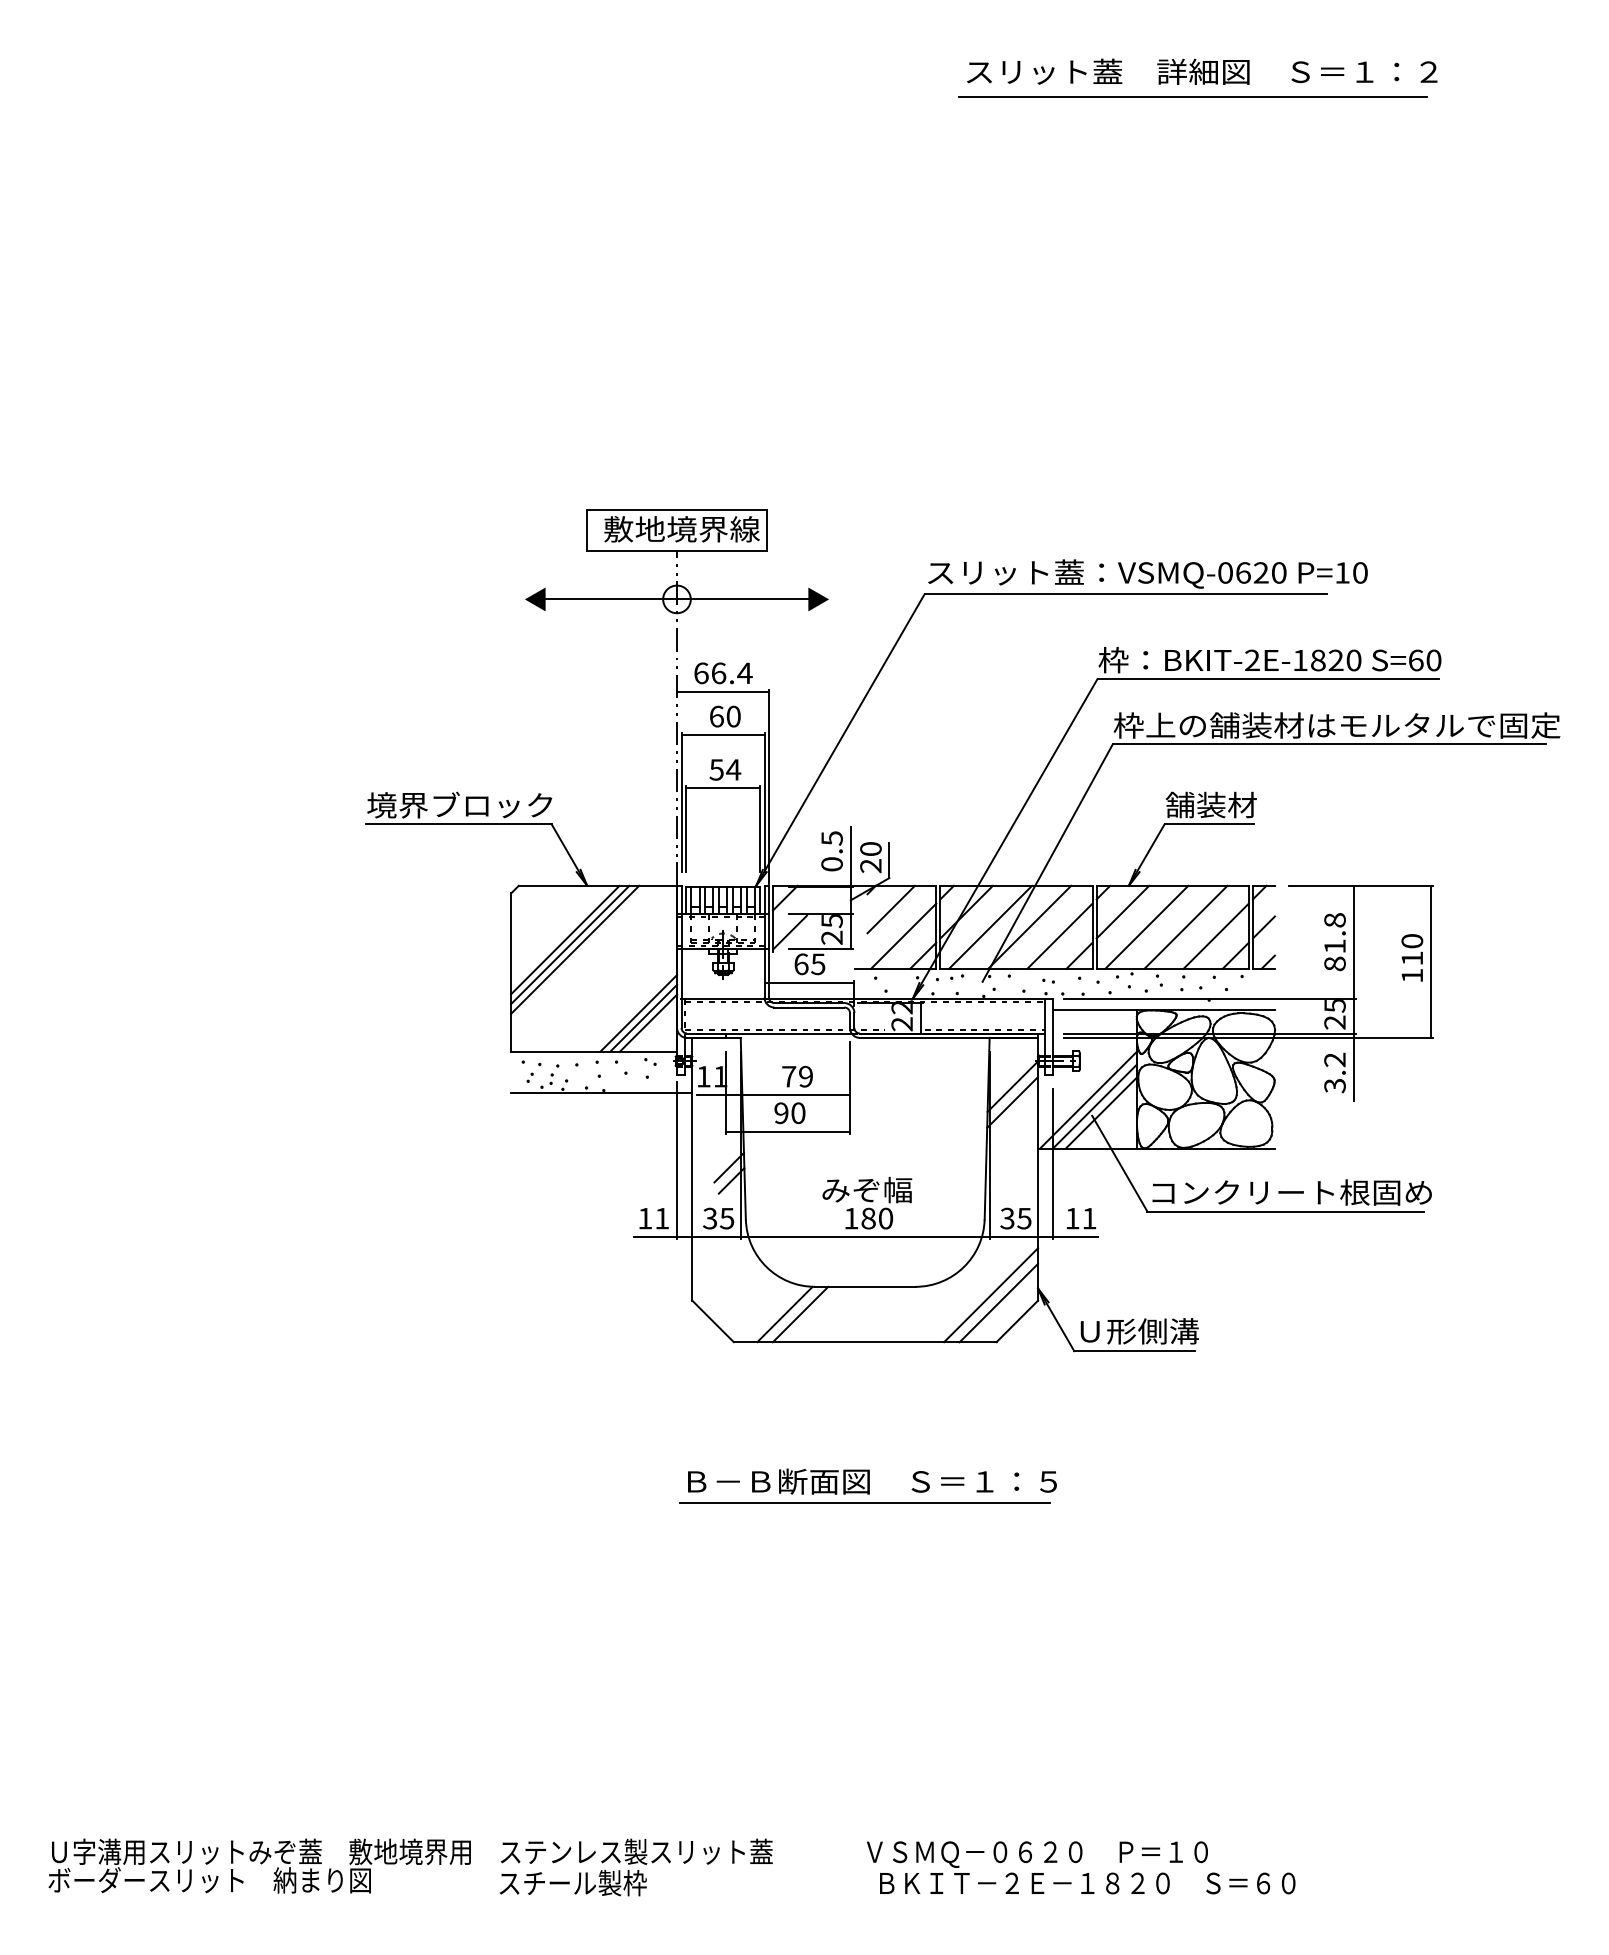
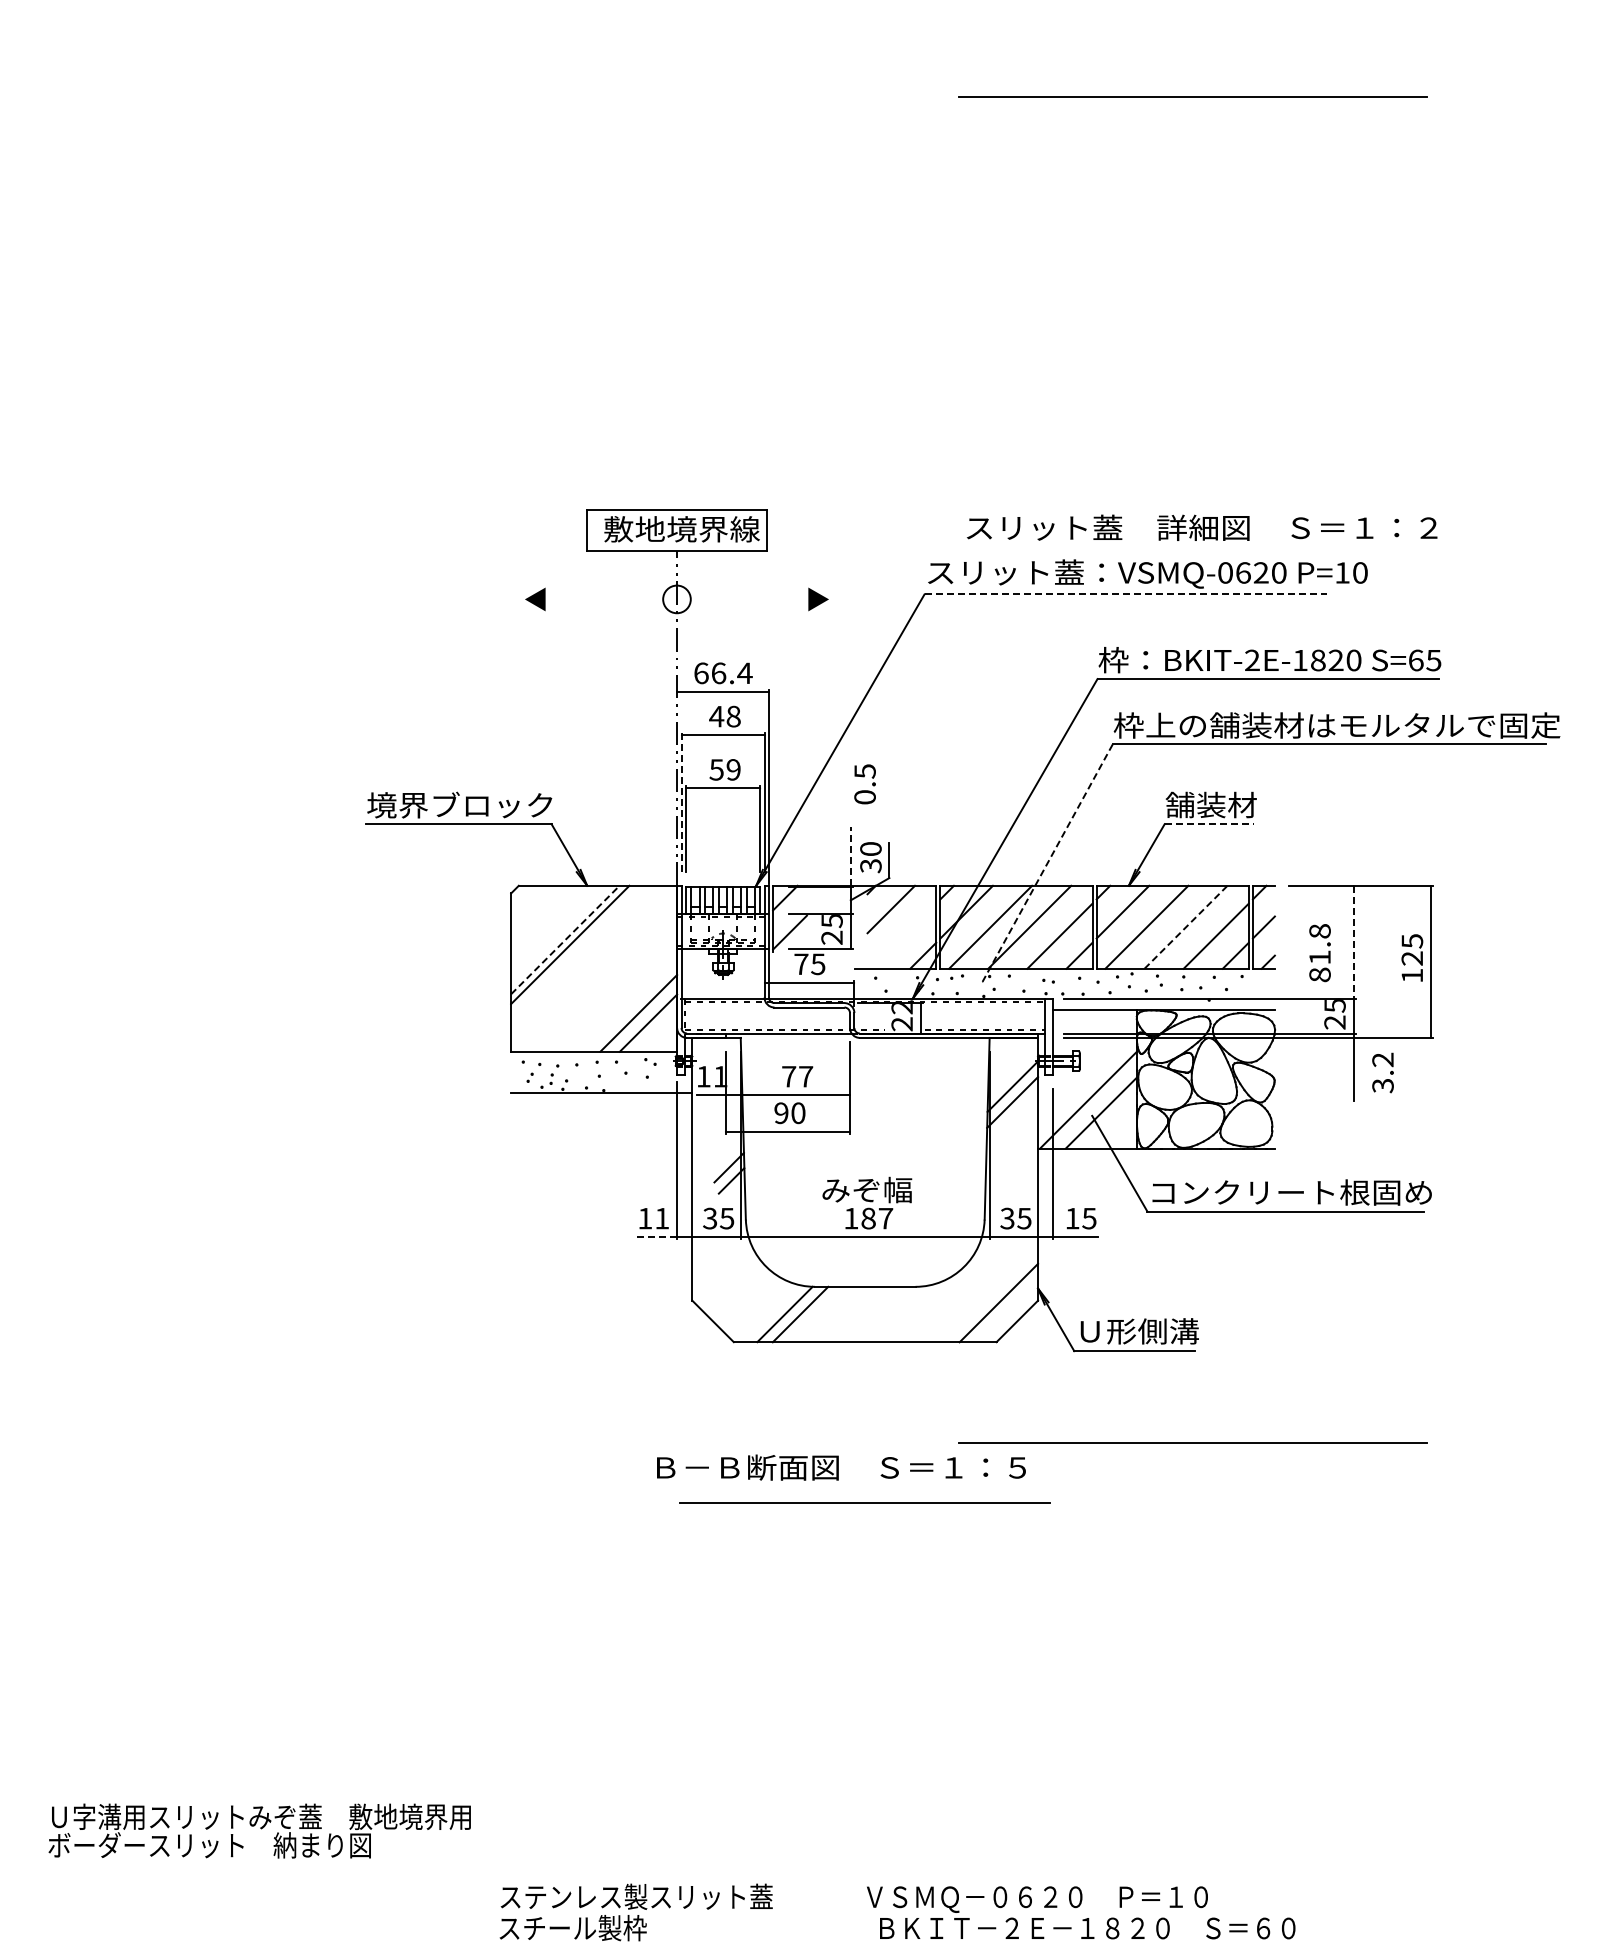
text position: (1202, 71) -> (1202, 527) (1202, 527)
line: solid -> dashed (1126, 594)
line: present -> none (676, 599)
text: S=60 -> S=65 (1433, 660)
text: 60 -> 48 (724, 716)
text: 54 -> 59 (733, 769)
line: solid -> dashed (681, 803)
line: solid -> dashed (1209, 824)
text position: (831, 851) -> (864, 784) (864, 784)
line: solid -> dashed (850, 855)
line: solid -> dashed (1047, 863)
text: 20 -> 30 (870, 866)
line: solid -> dashed (1186, 927)
line: present -> none (903, 935)
line: solid -> dashed (565, 940)
text position: (1334, 942) -> (1319, 953) (1319, 953)
line: solid -> dashed (1353, 942)
line: present -> none (575, 949)
text: 110 -> 125 (1412, 949)
text: 65 -> 75 (801, 964)
line: present -> none (643, 1017)
text position: (1334, 1072) -> (1382, 1072) (1382, 1072)
text: 79 -> 77 (806, 1076)
line: present -> none (1094, 1106)
text: 180 -> 187 (885, 1218)
text: 11 -> 15 (1089, 1218)
line: solid -> dashed (655, 1237)
line: present -> none (991, 1295)
line: none -> present (1192, 1442)
text position: (872, 1481) -> (841, 1467) (841, 1467)
text position: (259, 1865) -> (259, 1830) (259, 1830)
text position: (897, 1867) -> (897, 1912) (897, 1912)
